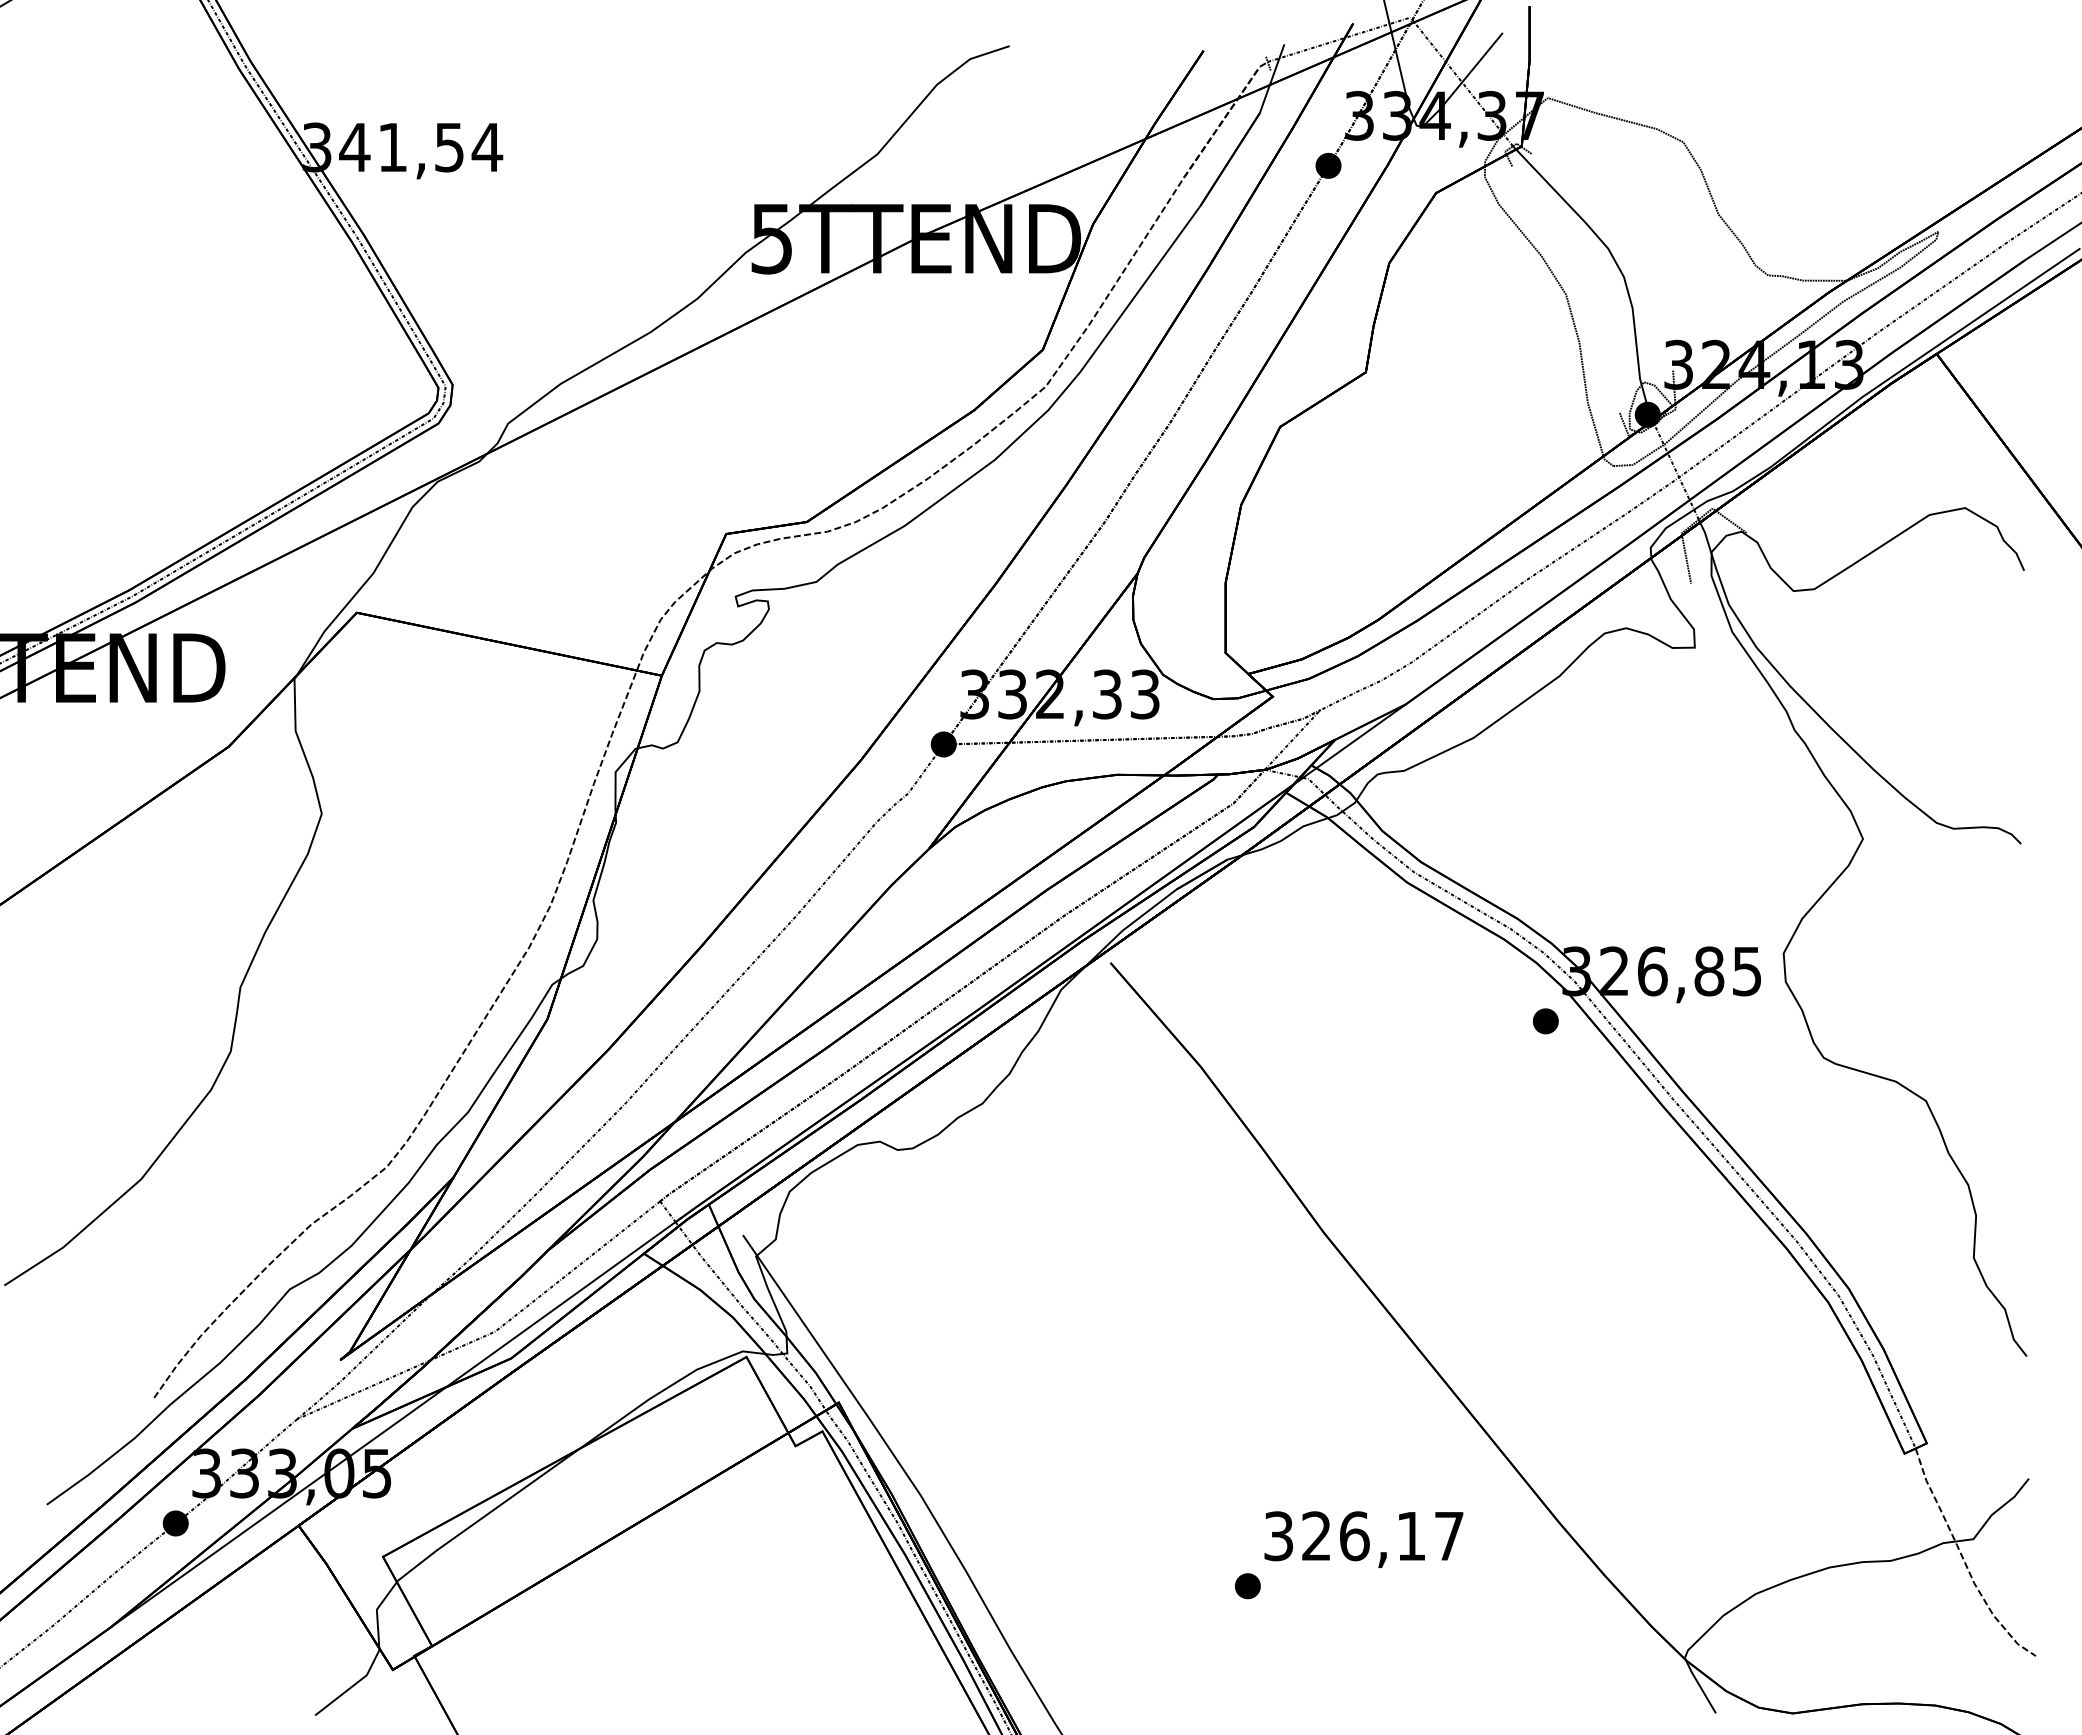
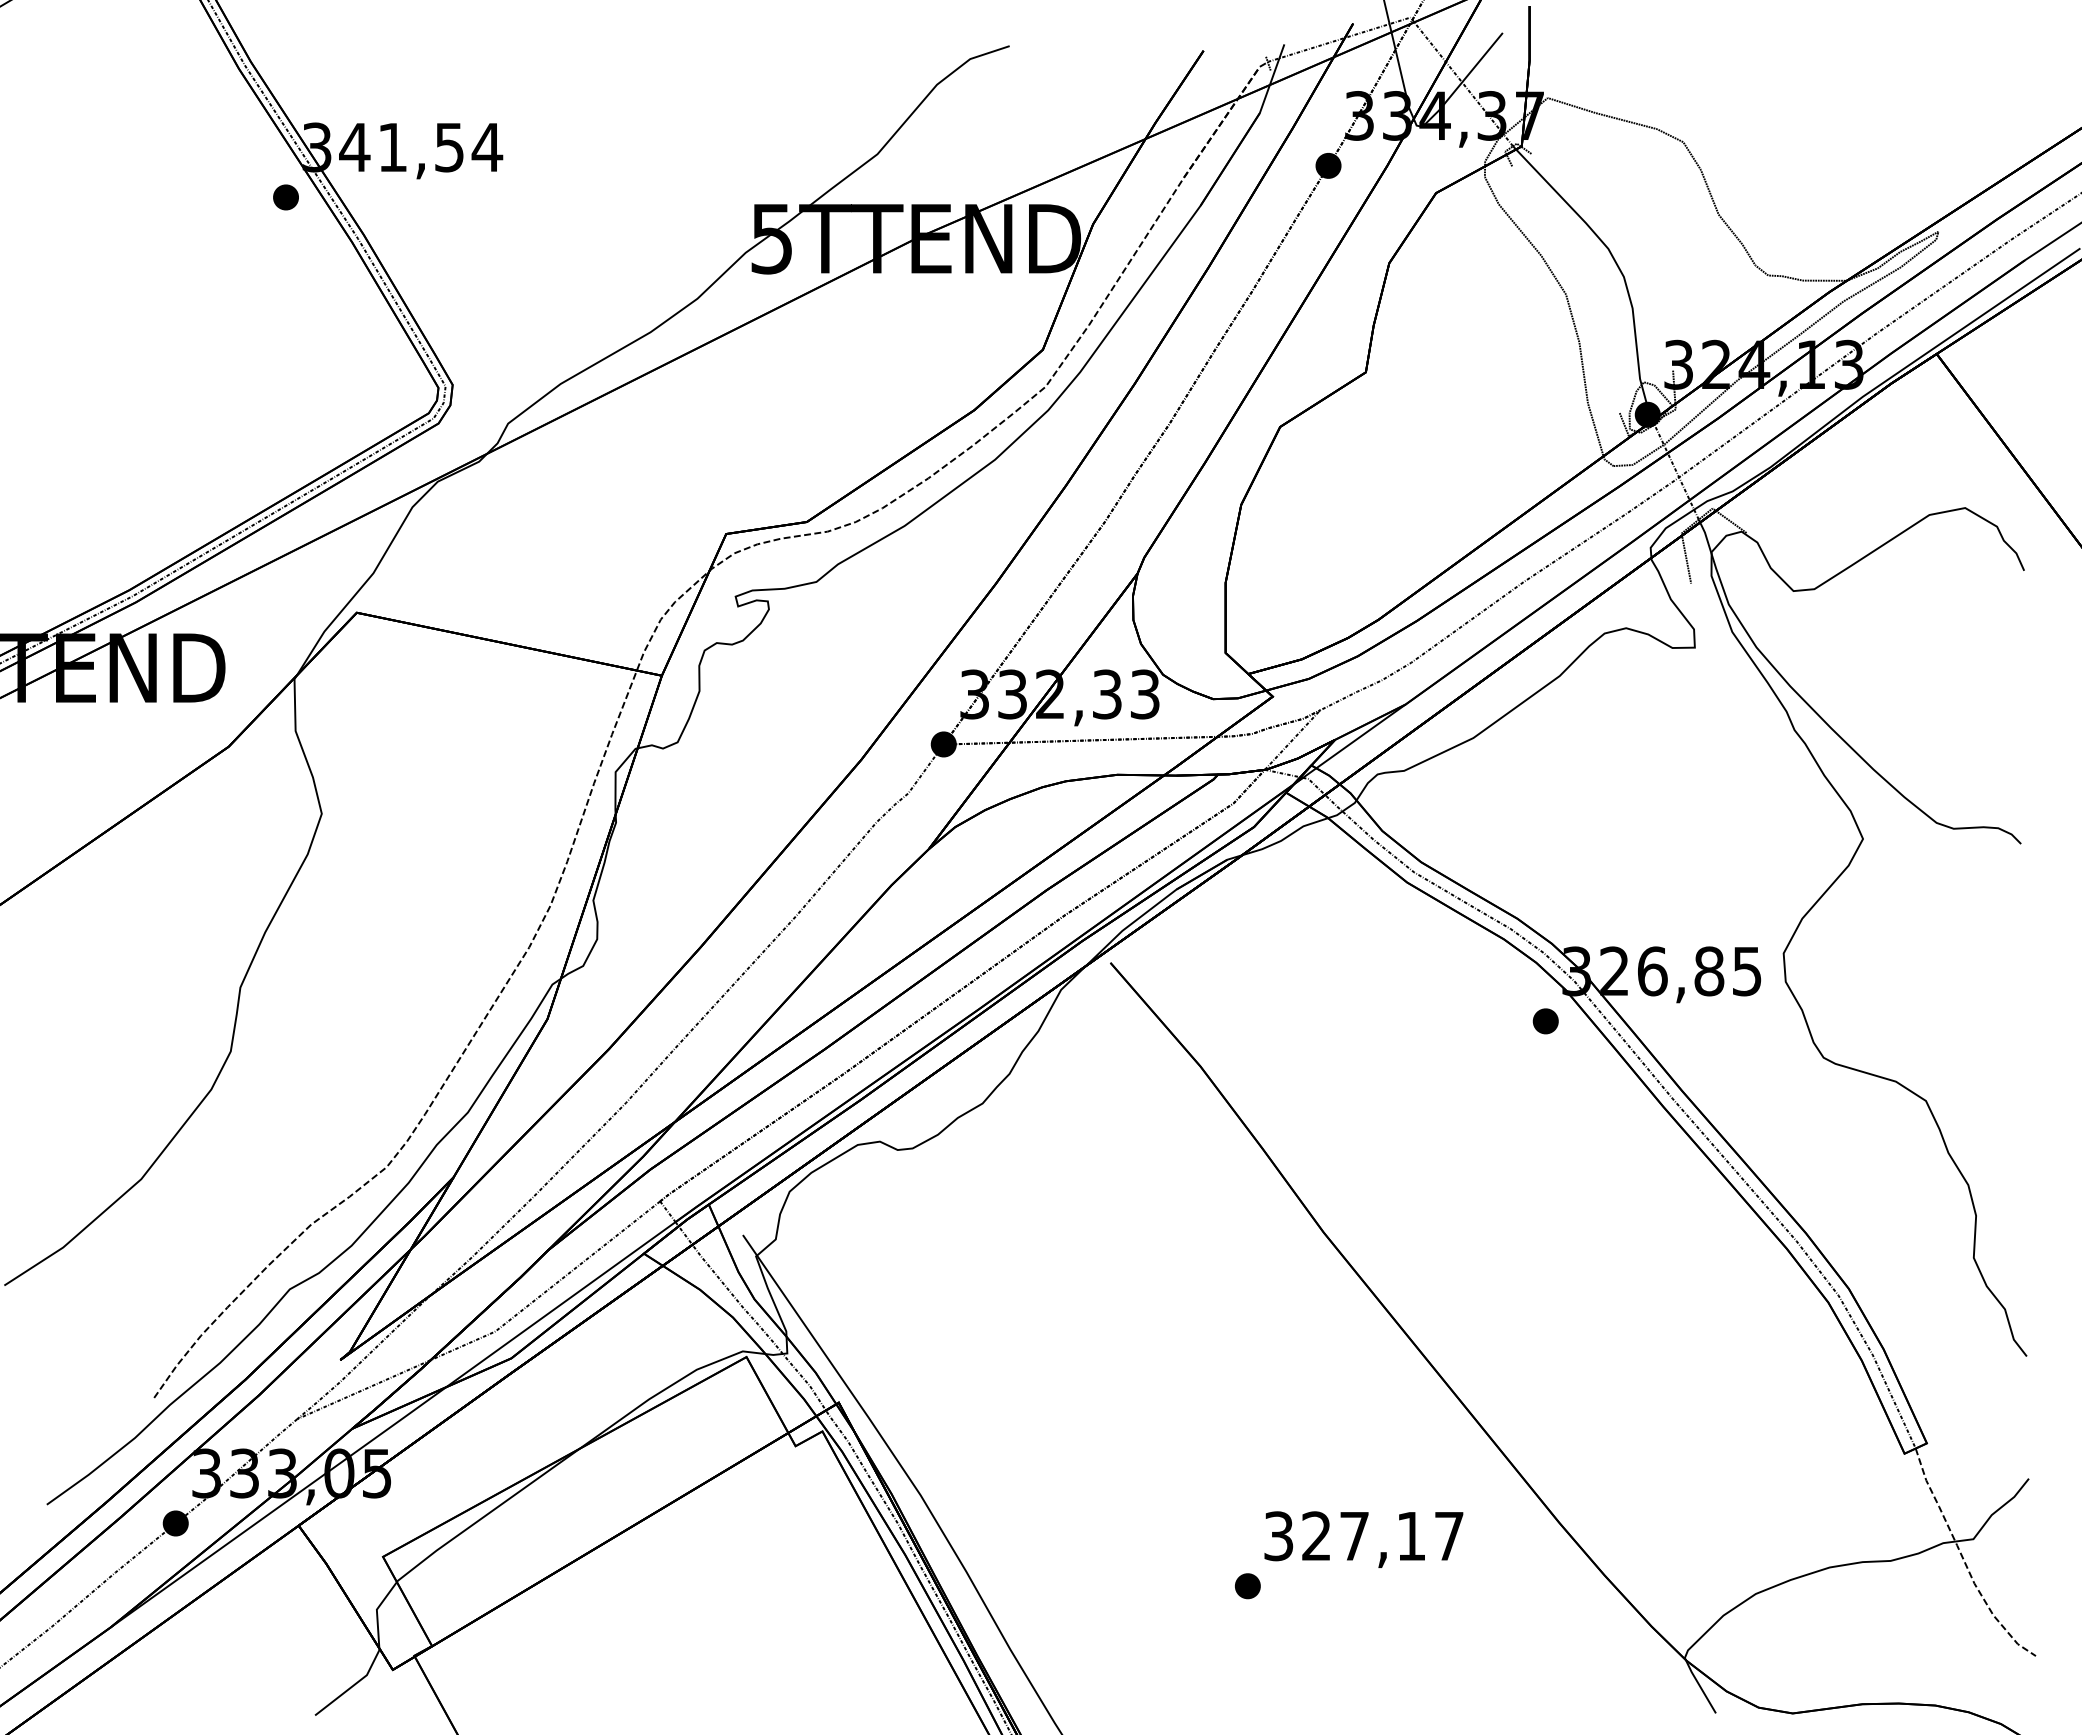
part: none -> present (285, 197)
text: 326,17 -> 327,17 (1354, 1536)
